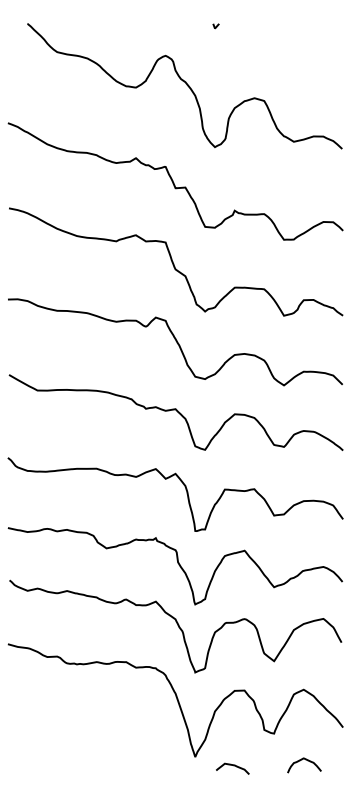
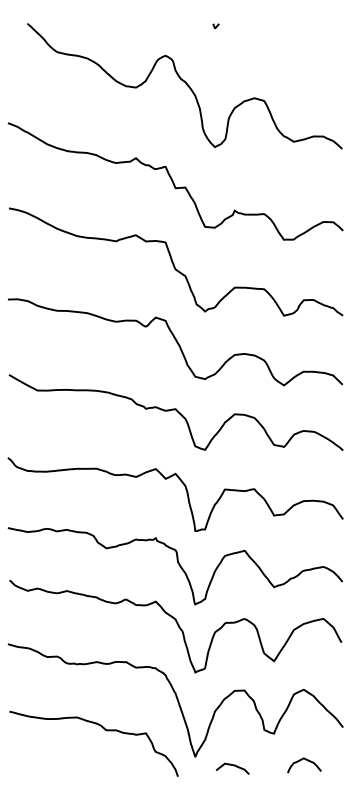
curve: none -> present (103, 729)
